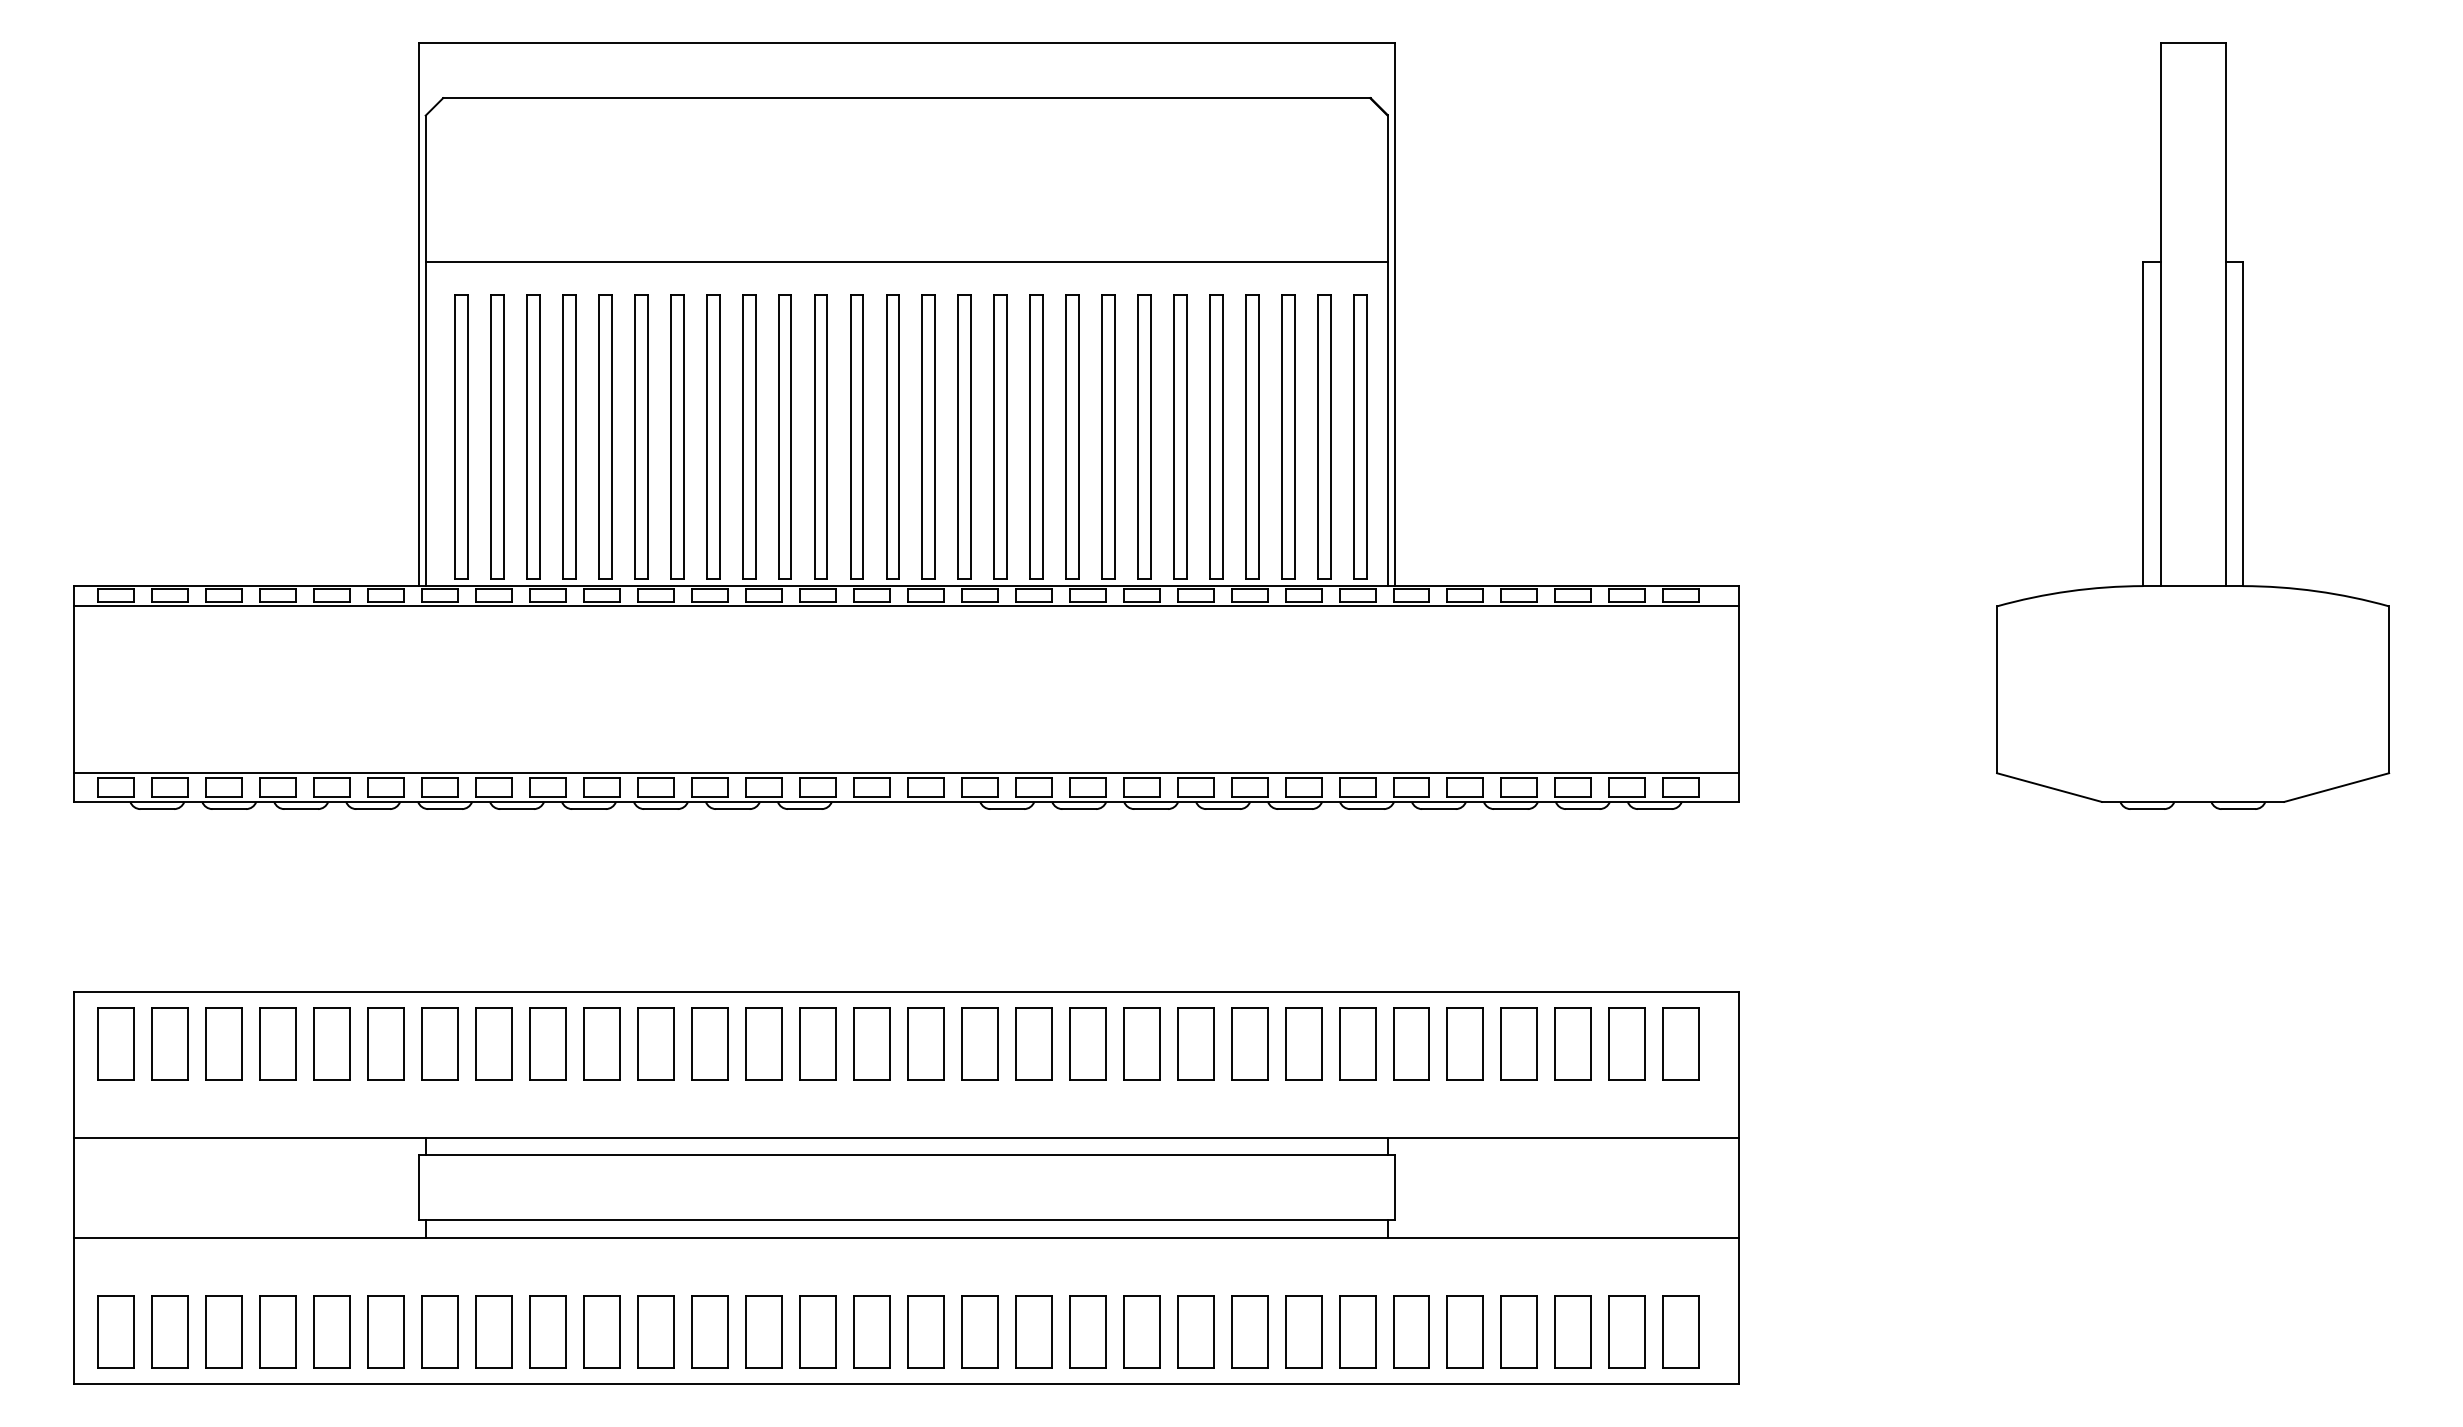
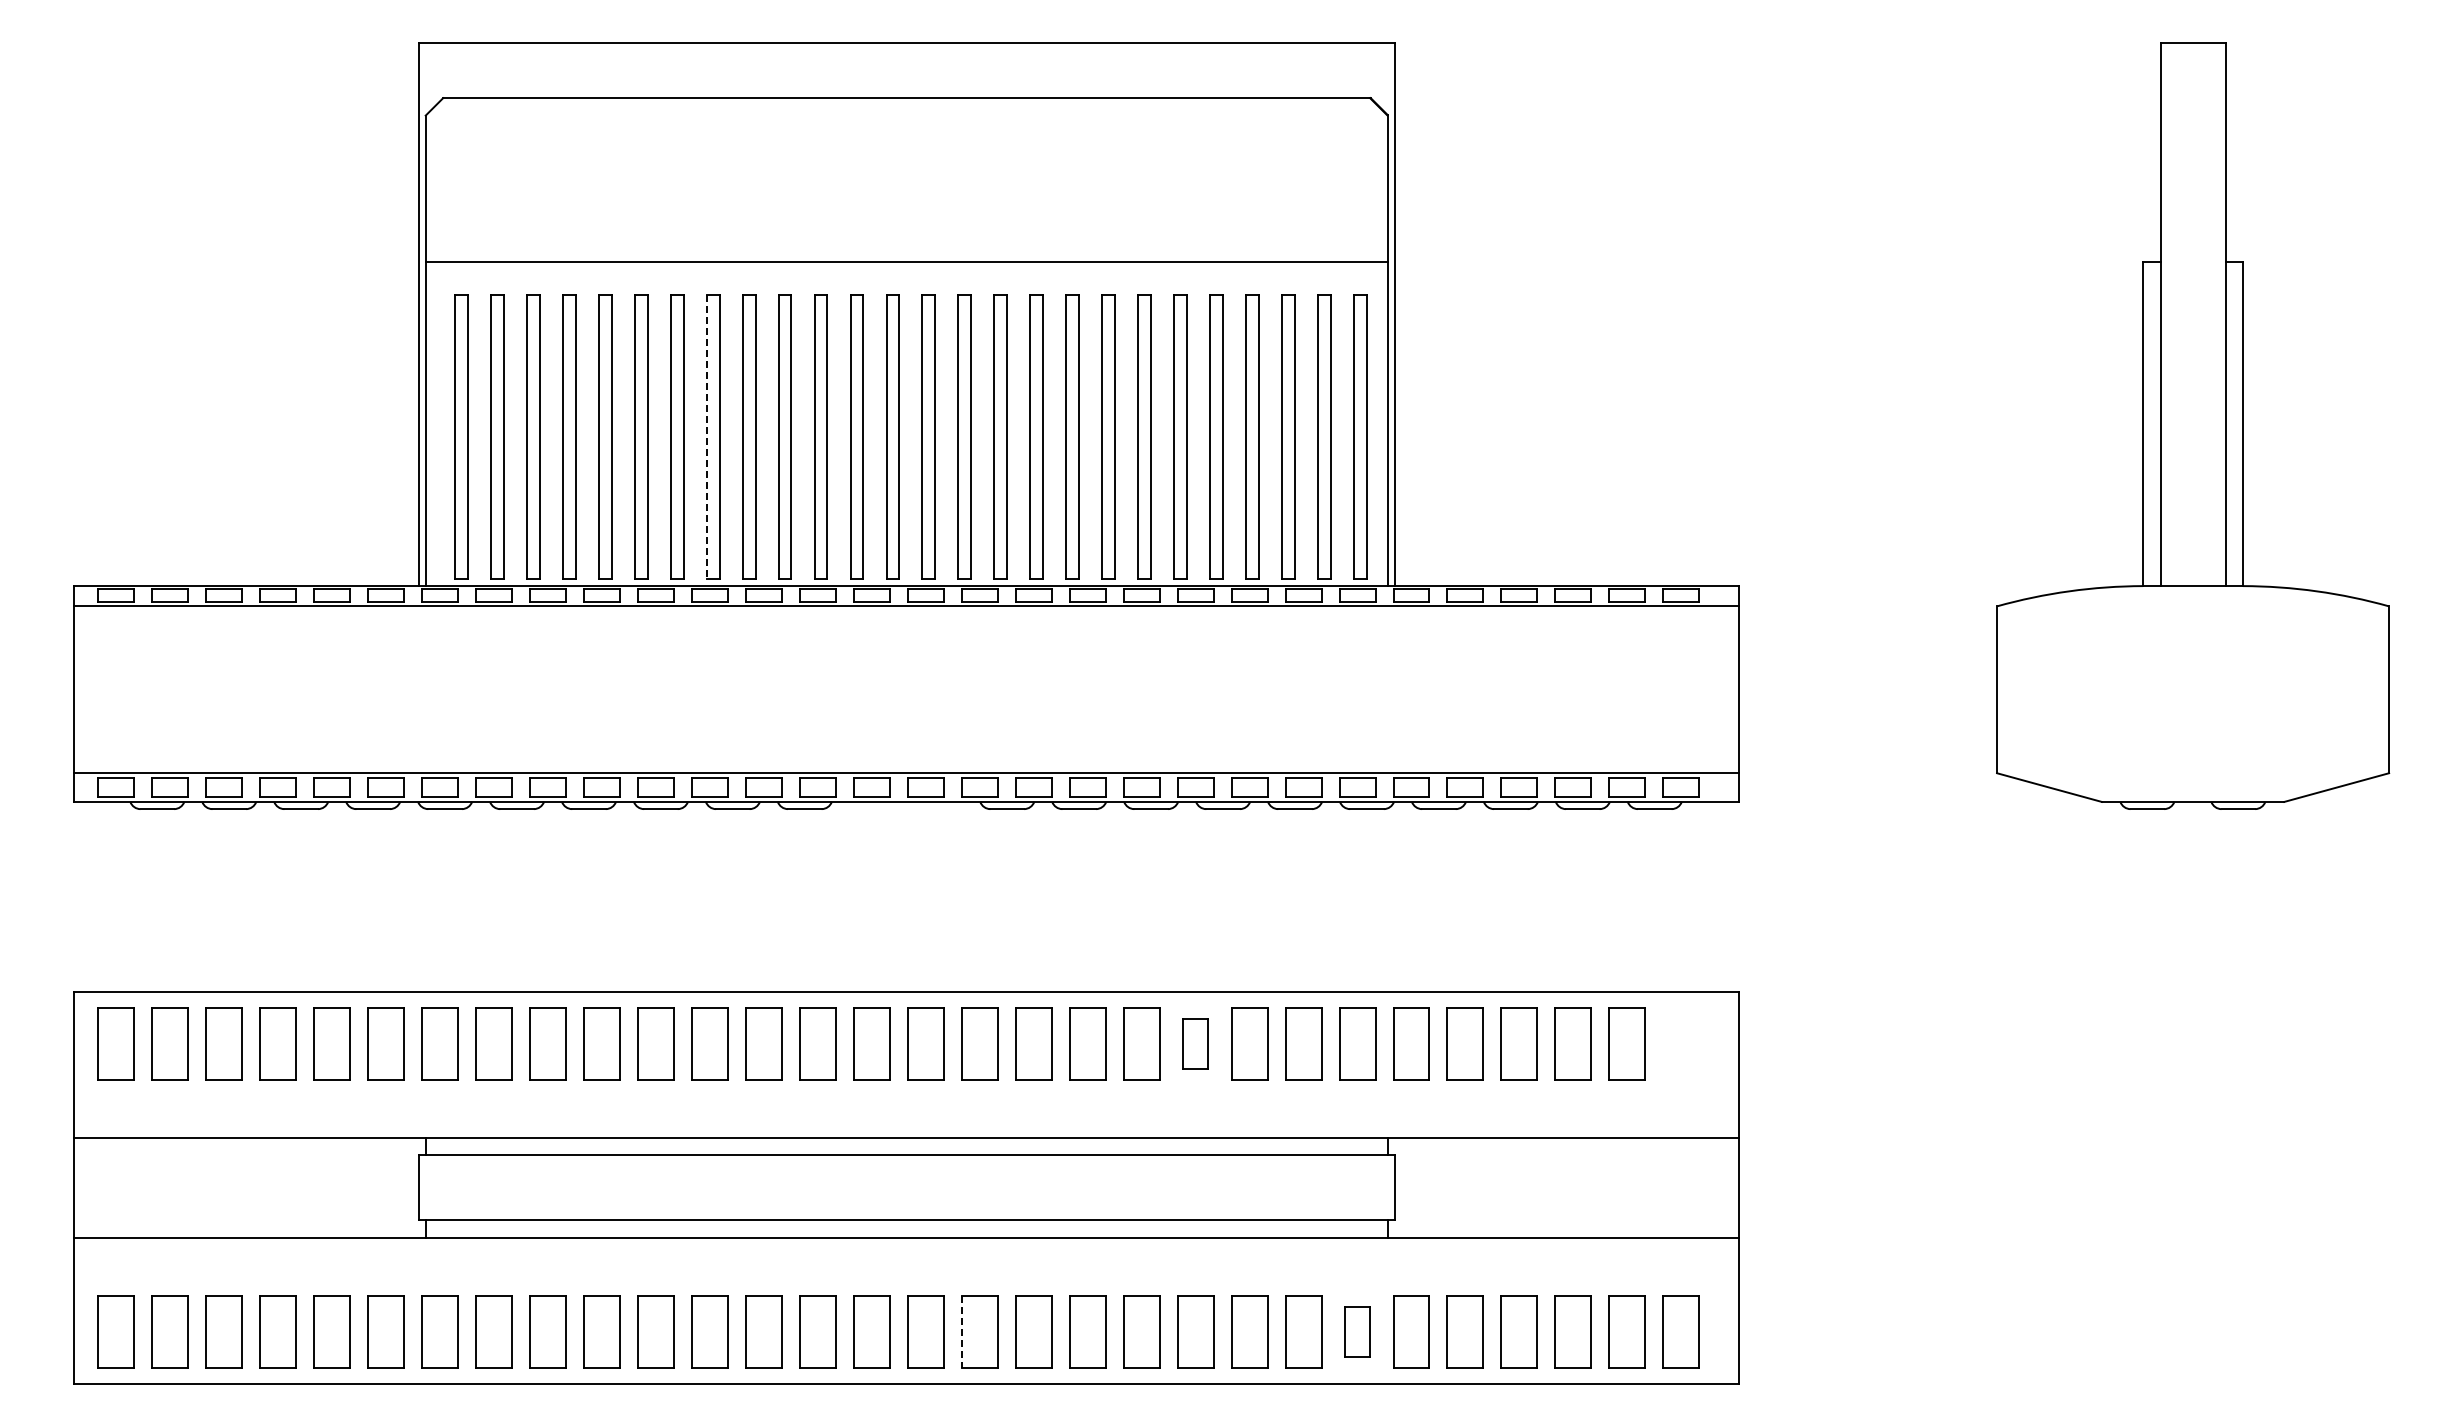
line: solid -> dashed (706, 437)
part size: 38x74 px -> 27x52 px (1195, 1043)
part: present -> none (1680, 1043)
line: solid -> dashed (961, 1331)
part size: 38x74 px -> 27x52 px (1357, 1331)
